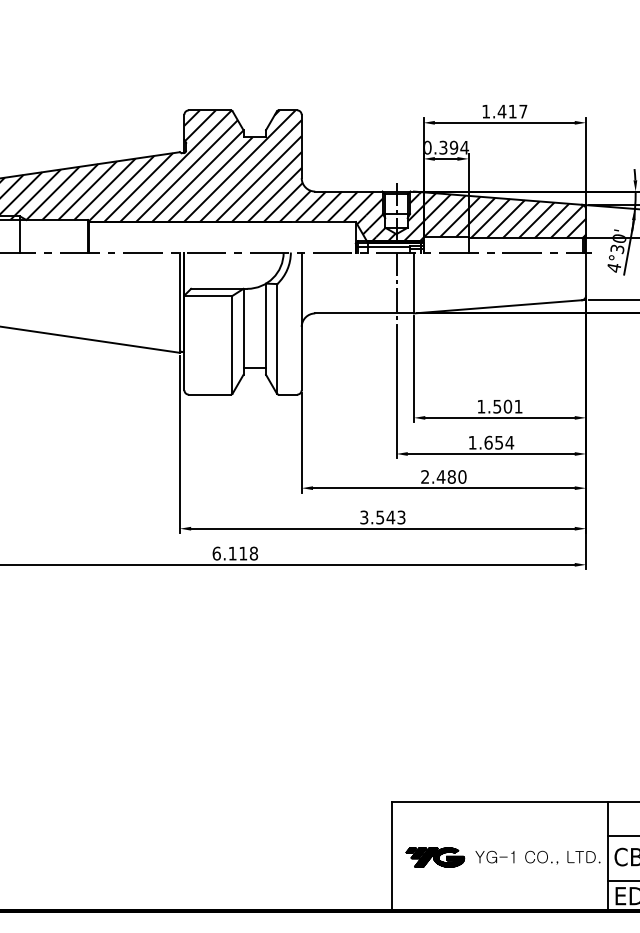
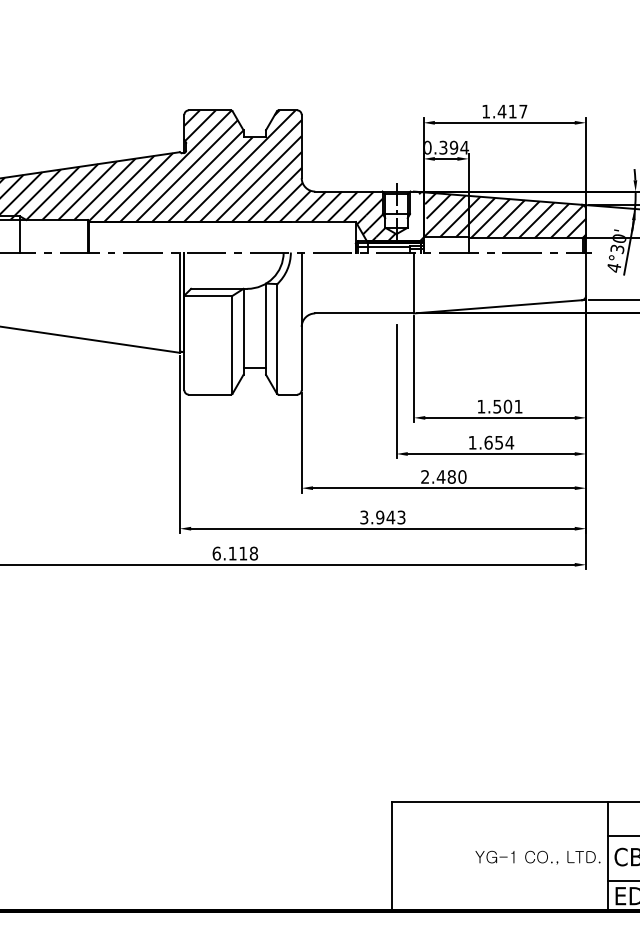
hatch: present -> none (415, 217)
line: present -> none (396, 287)
text: 3.543 -> 3.943 (380, 517)
part: present -> none (435, 857)
